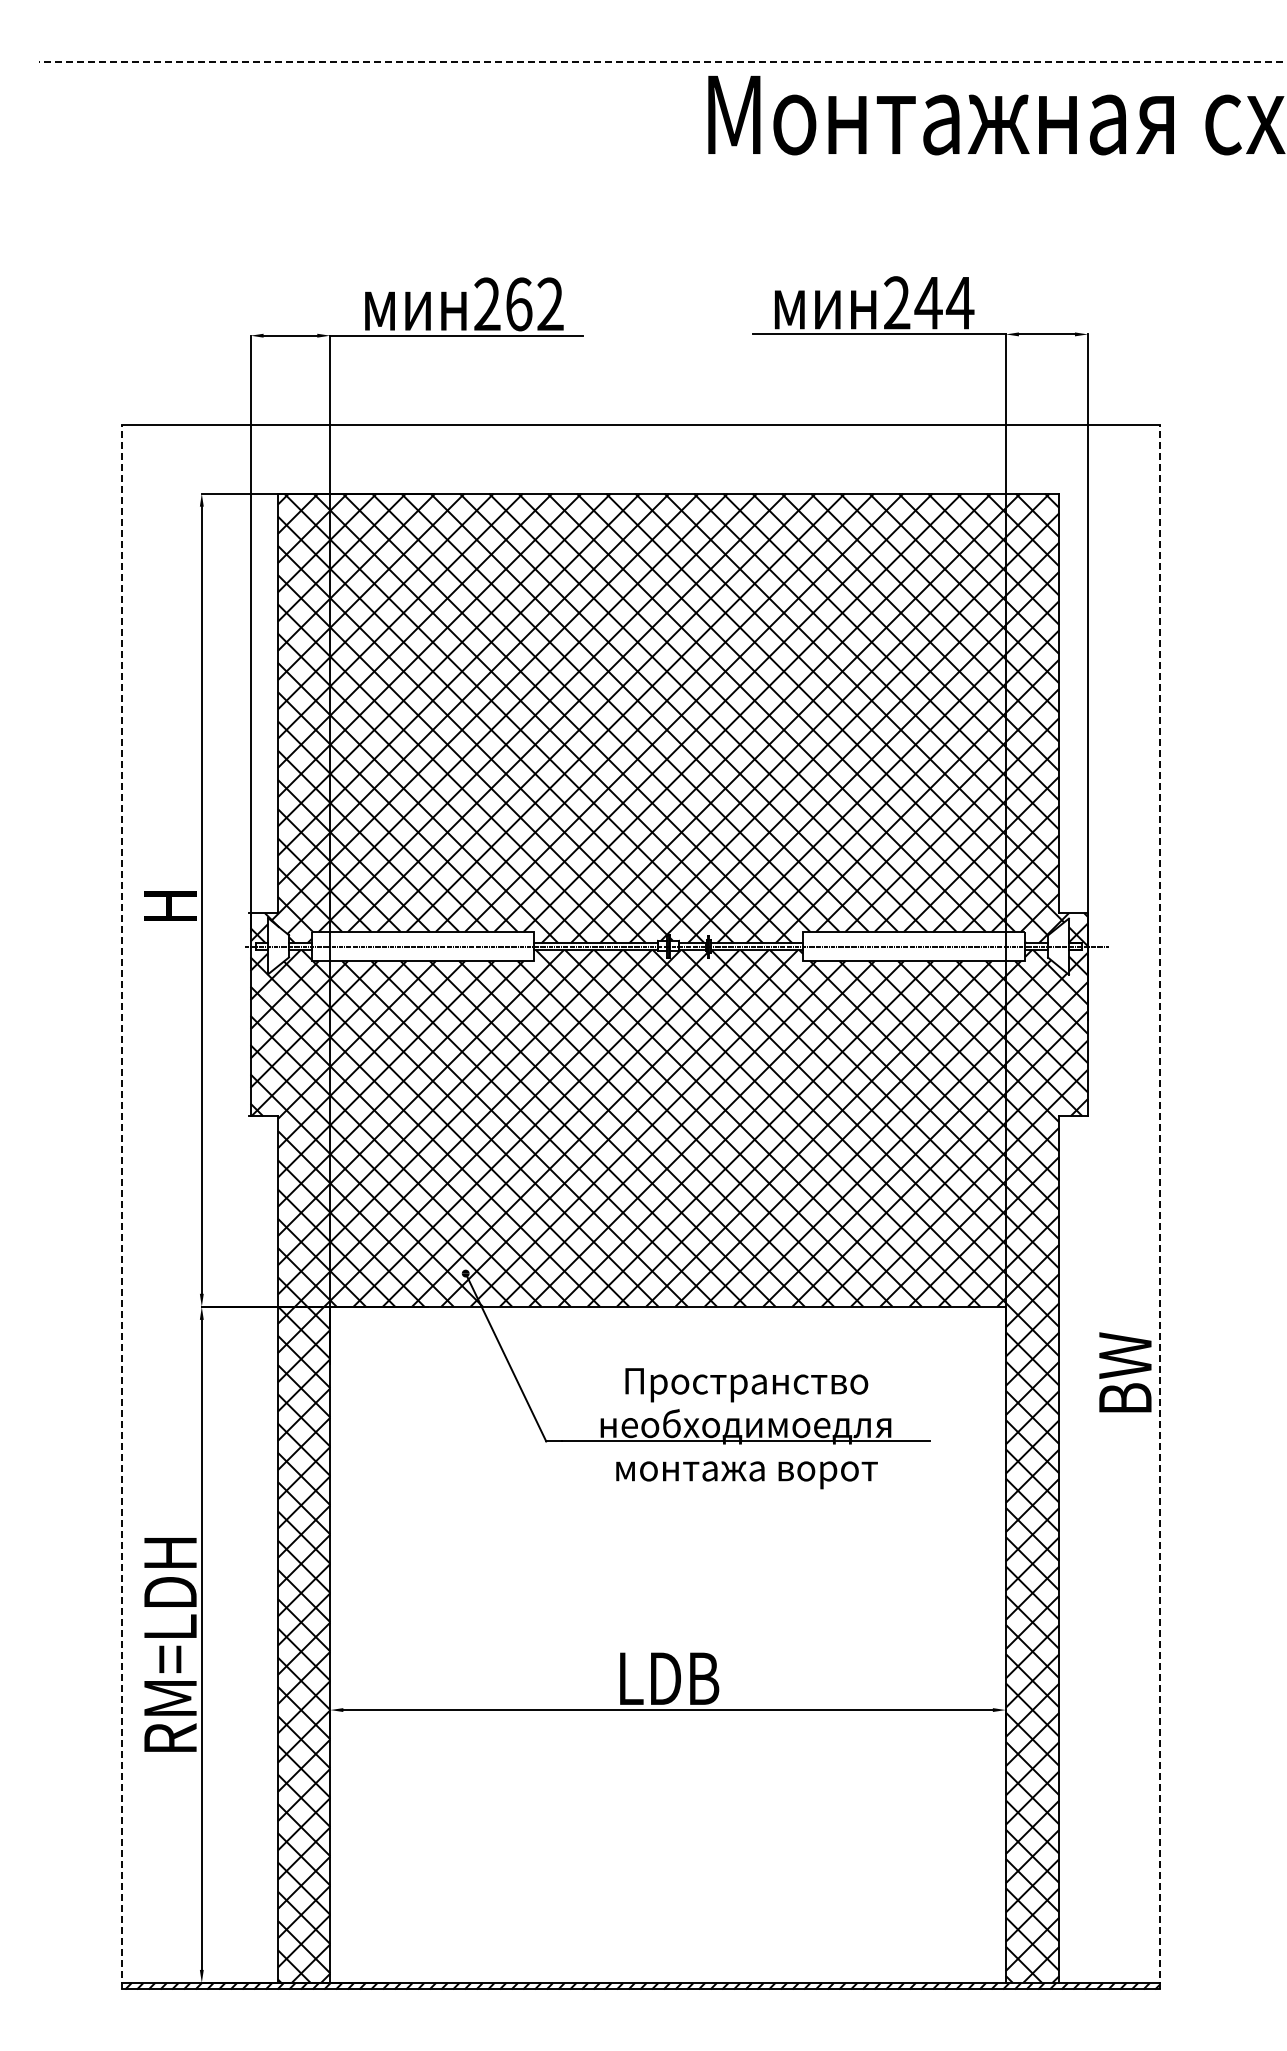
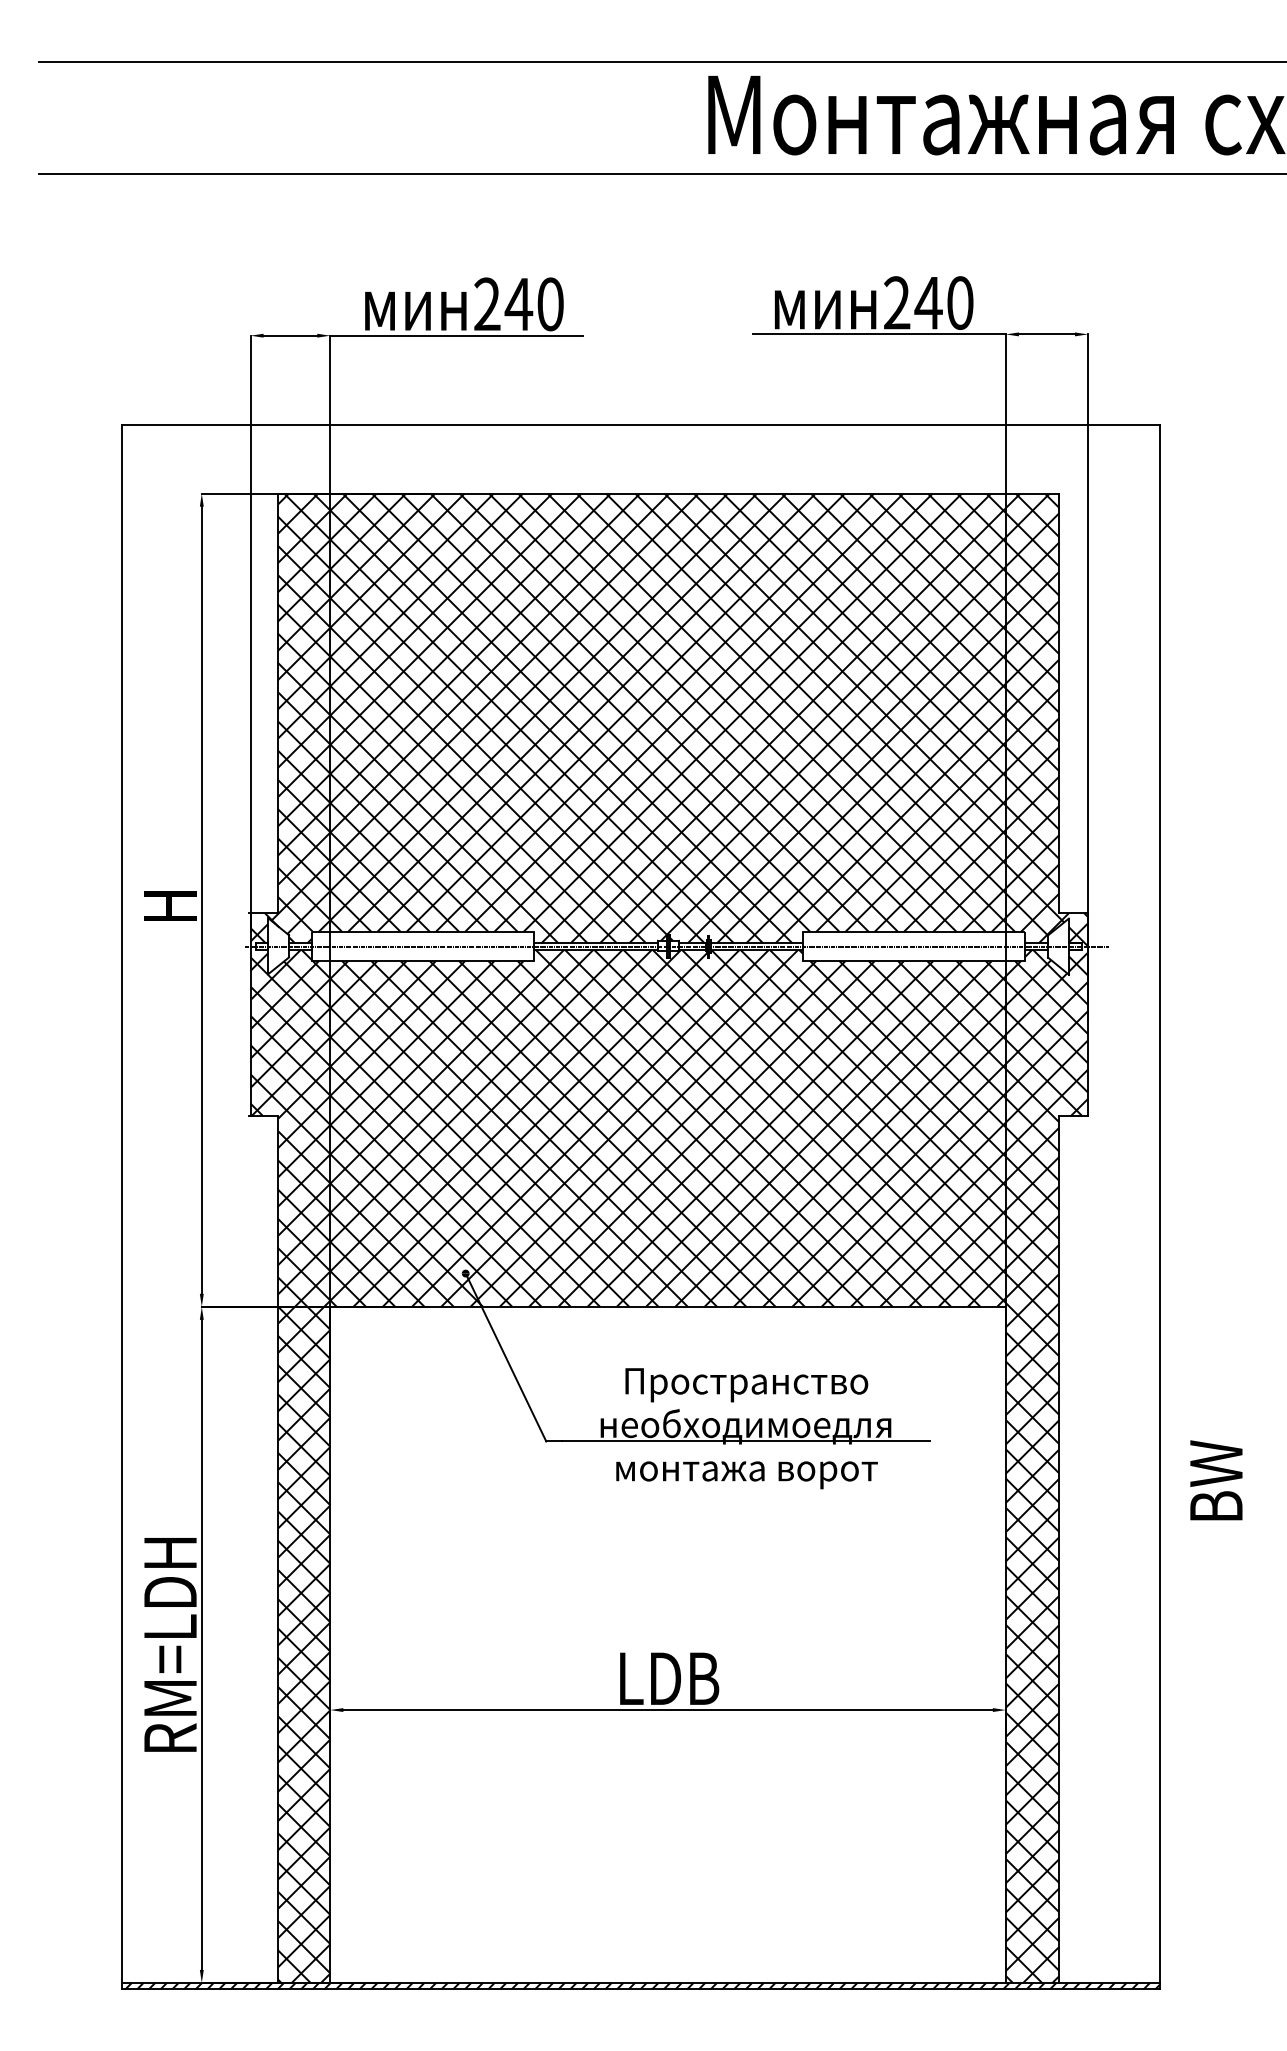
line: dashed -> solid (662, 61)
line: none -> present (660, 174)
text: 244 -> 240 (959, 303)
text: 262 -> 240 (533, 304)
line: dashed -> solid (121, 1206)
line: dashed -> solid (1159, 1206)
text position: (1125, 1372) -> (1216, 1480) (1216, 1480)
